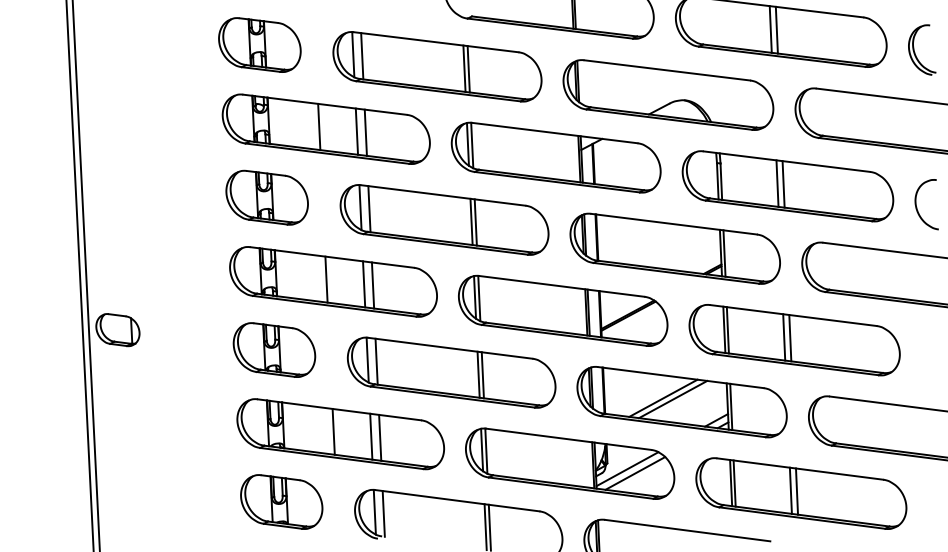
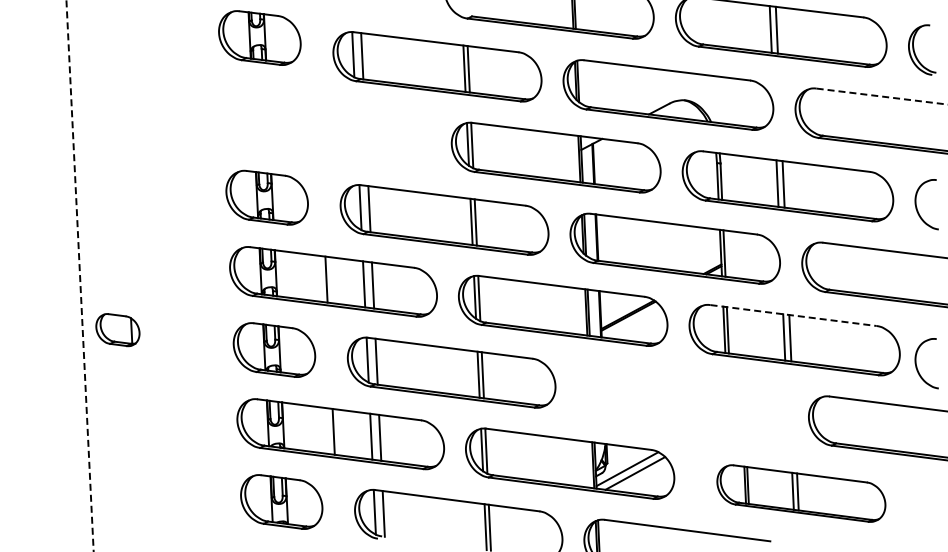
part position: (259, 44) -> (259, 37) (259, 37)
line: solid -> dashed (881, 96)
part: present -> none (325, 128)
line: solid -> dashed (80, 275)
line: present -> none (85, 275)
line: solid -> dashed (793, 315)
curve: none -> present (917, 366)
part: present -> none (681, 402)
part size: 213x73 px -> 171x59 px (801, 493)
